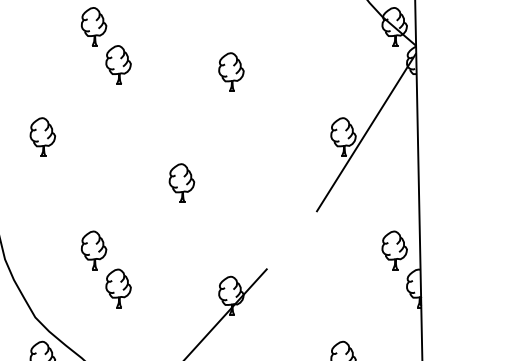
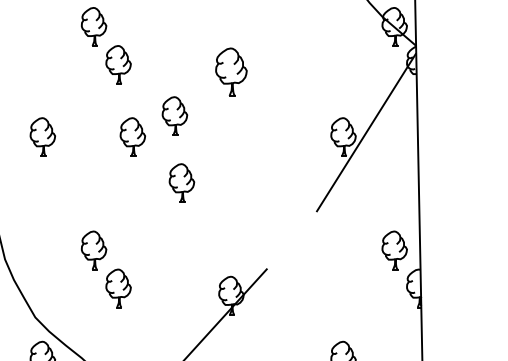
part size: 27x40 px -> 33x50 px (231, 71)
part: none -> present (174, 115)
part: none -> present (132, 136)
